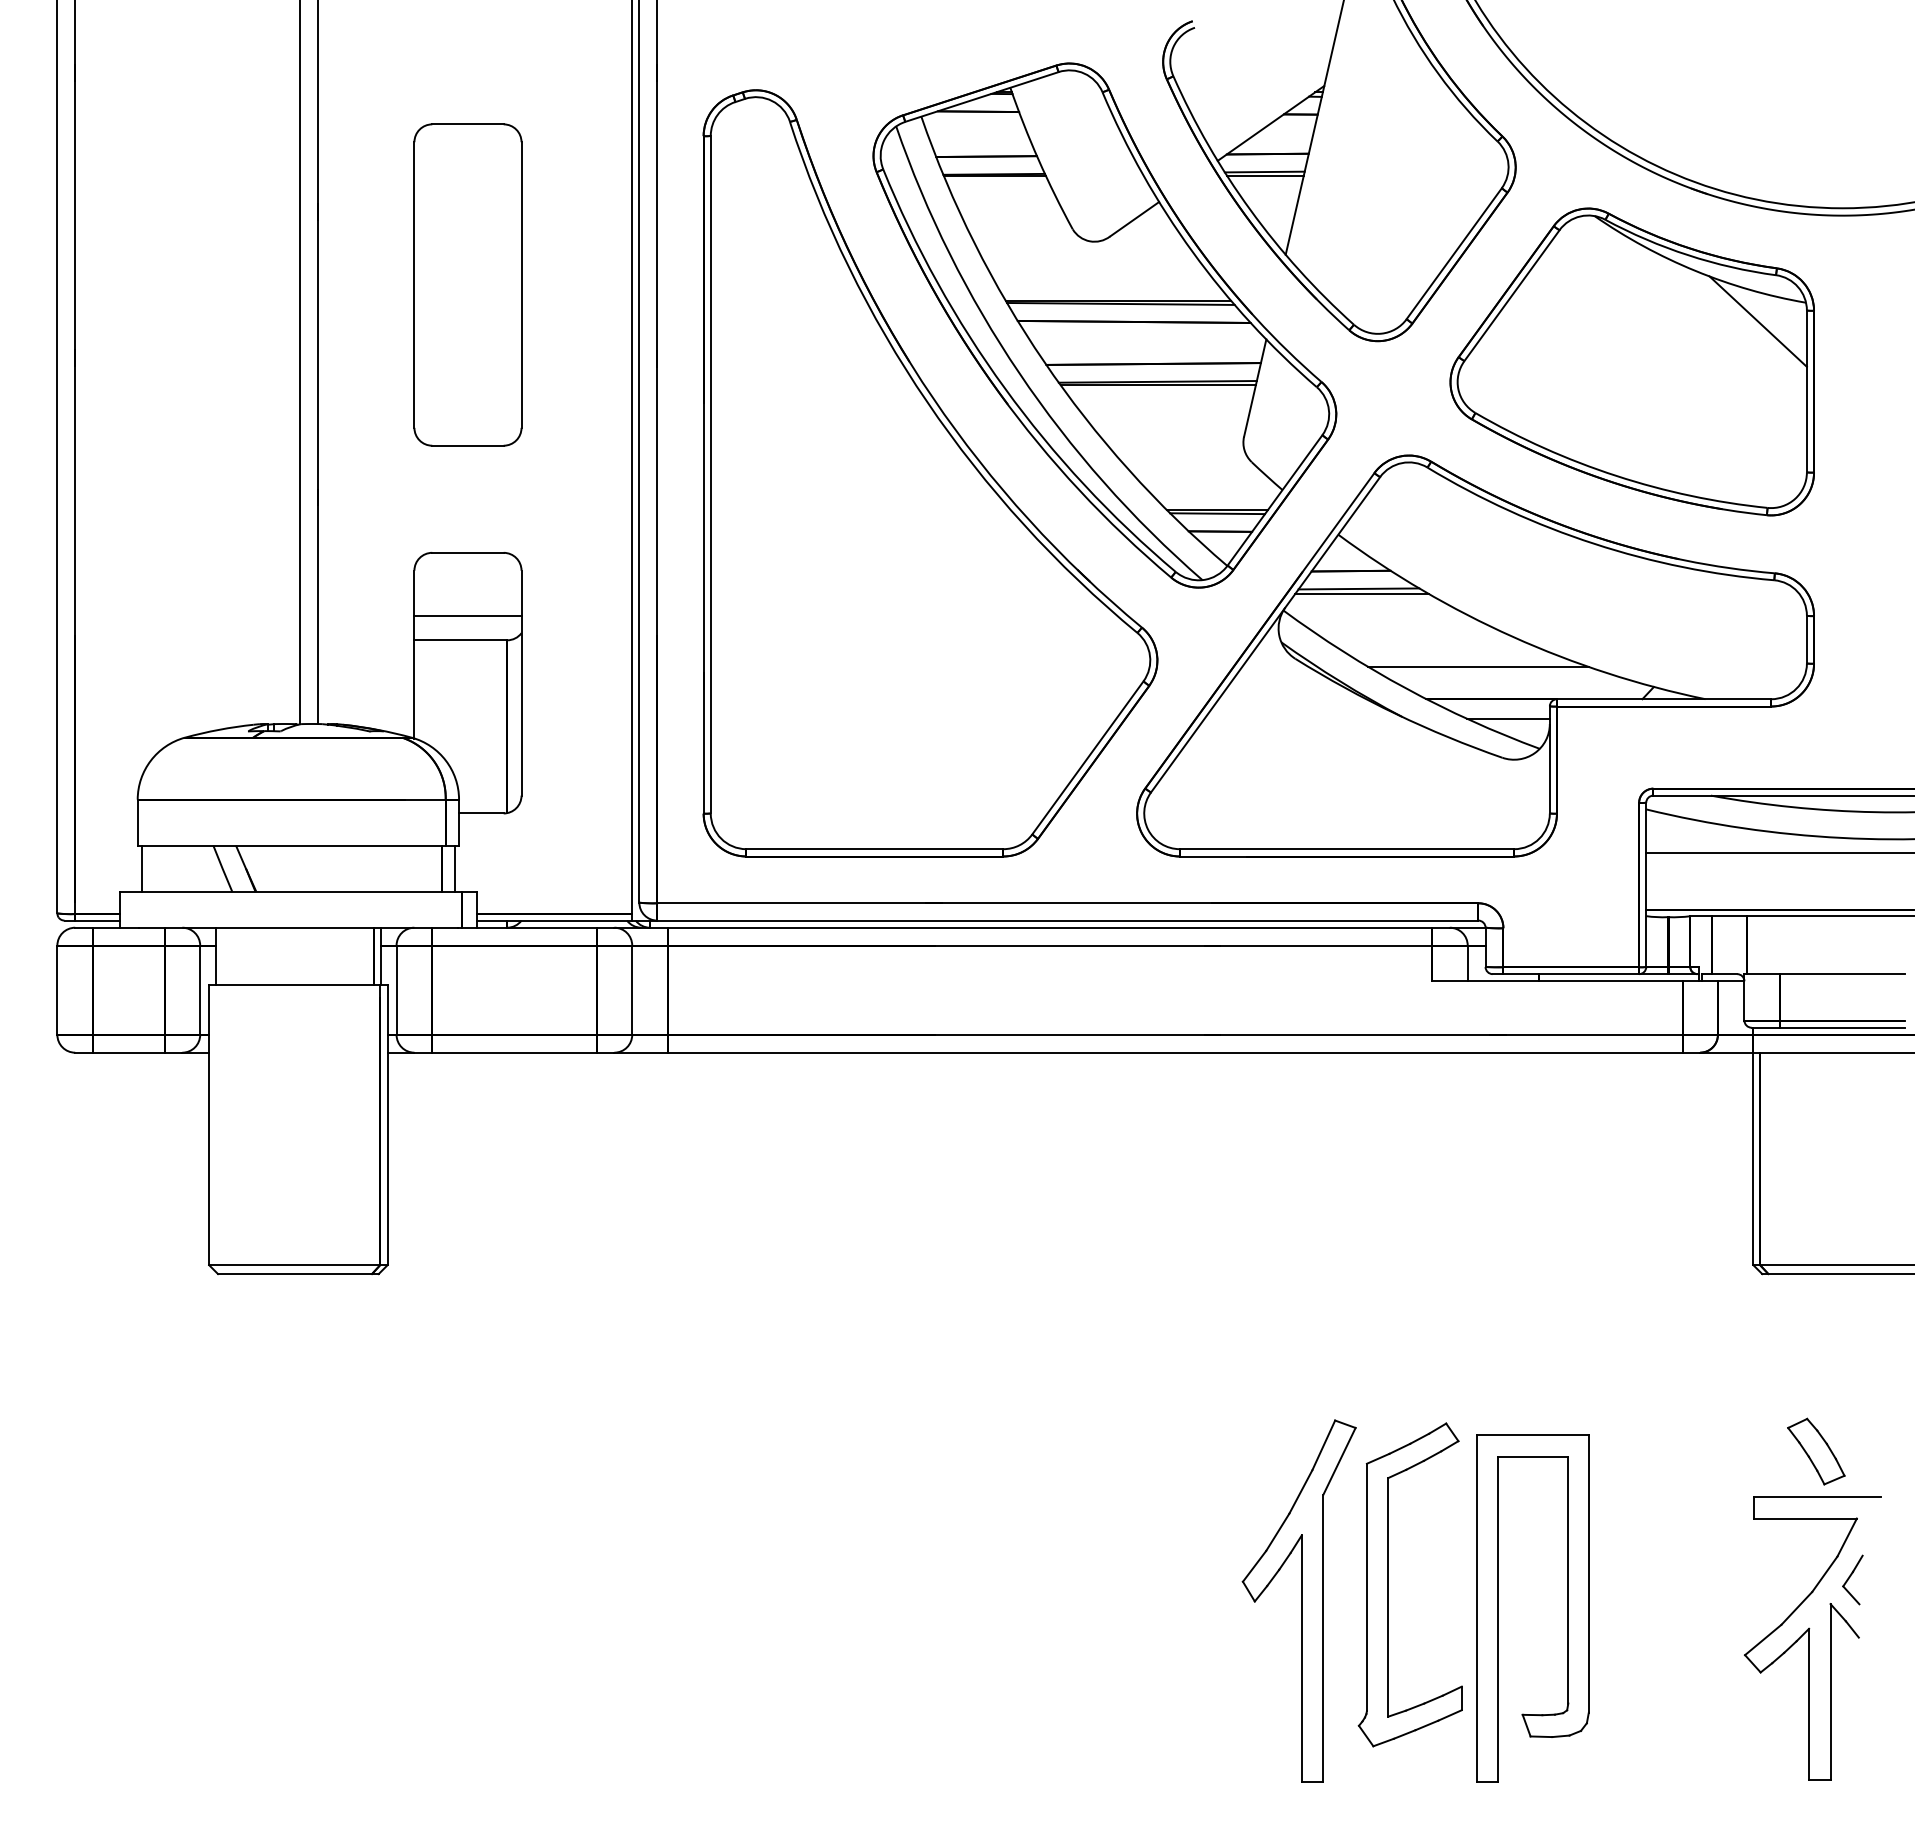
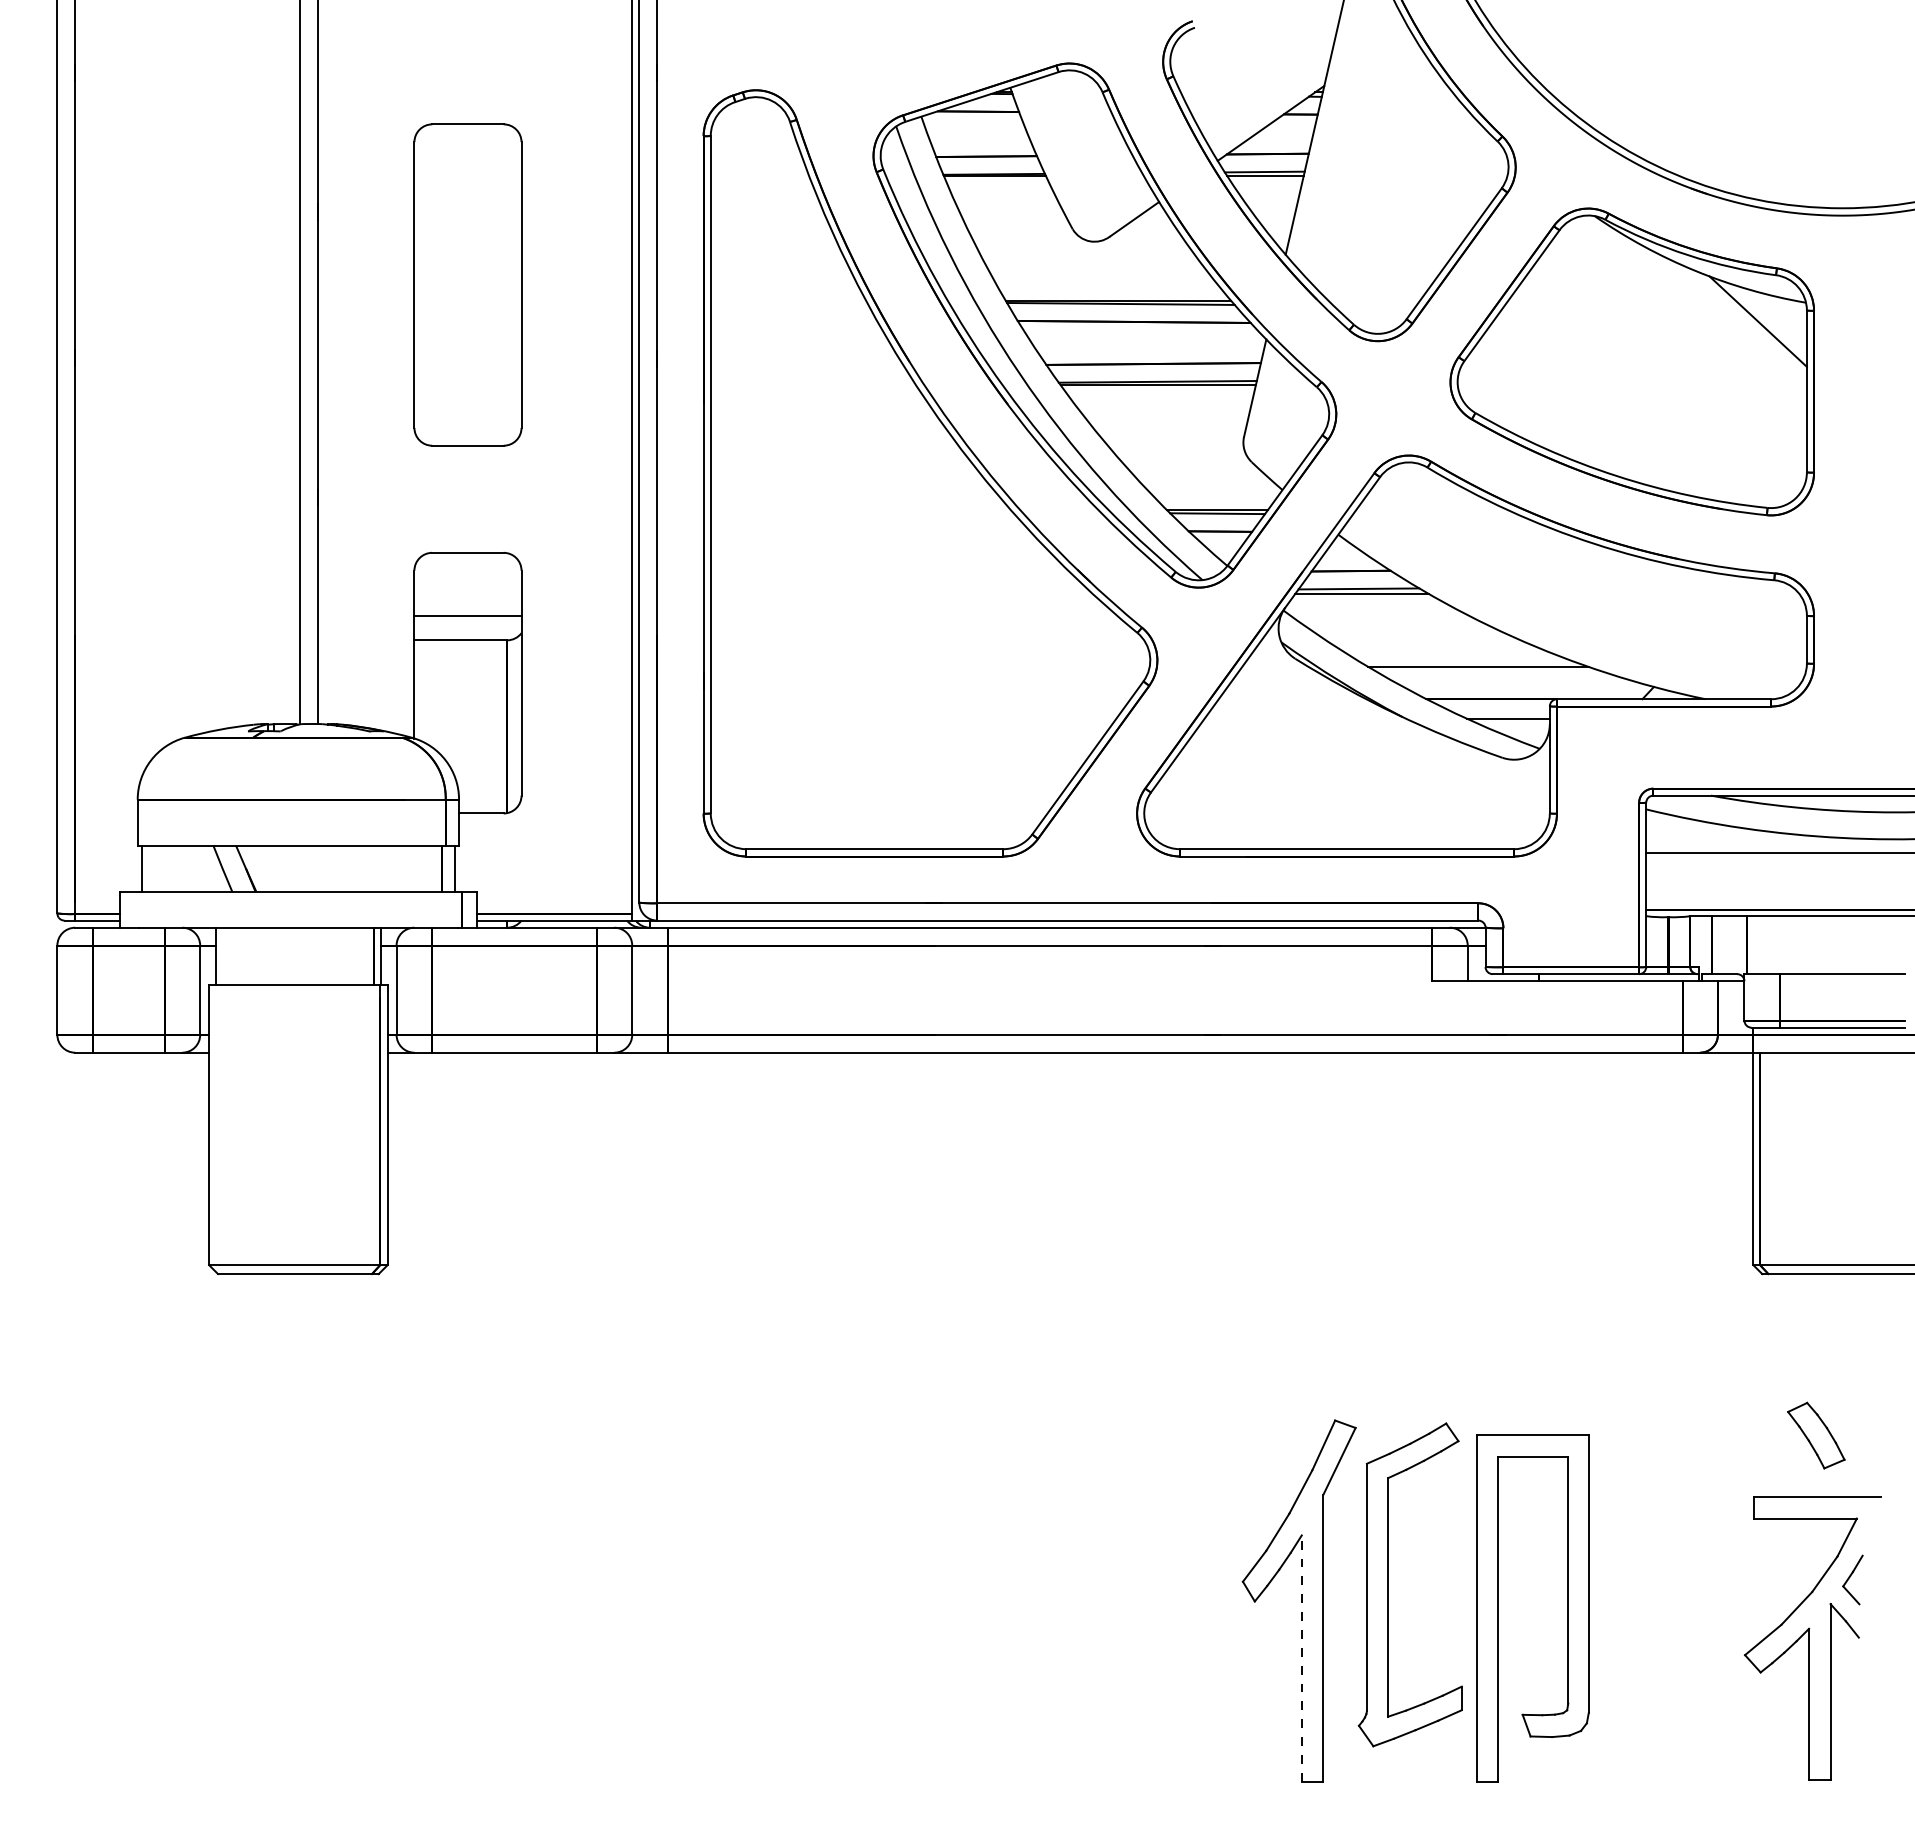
part position: (1816, 1451) -> (1816, 1435) (1816, 1435)
line: solid -> dashed (1301, 1658)
